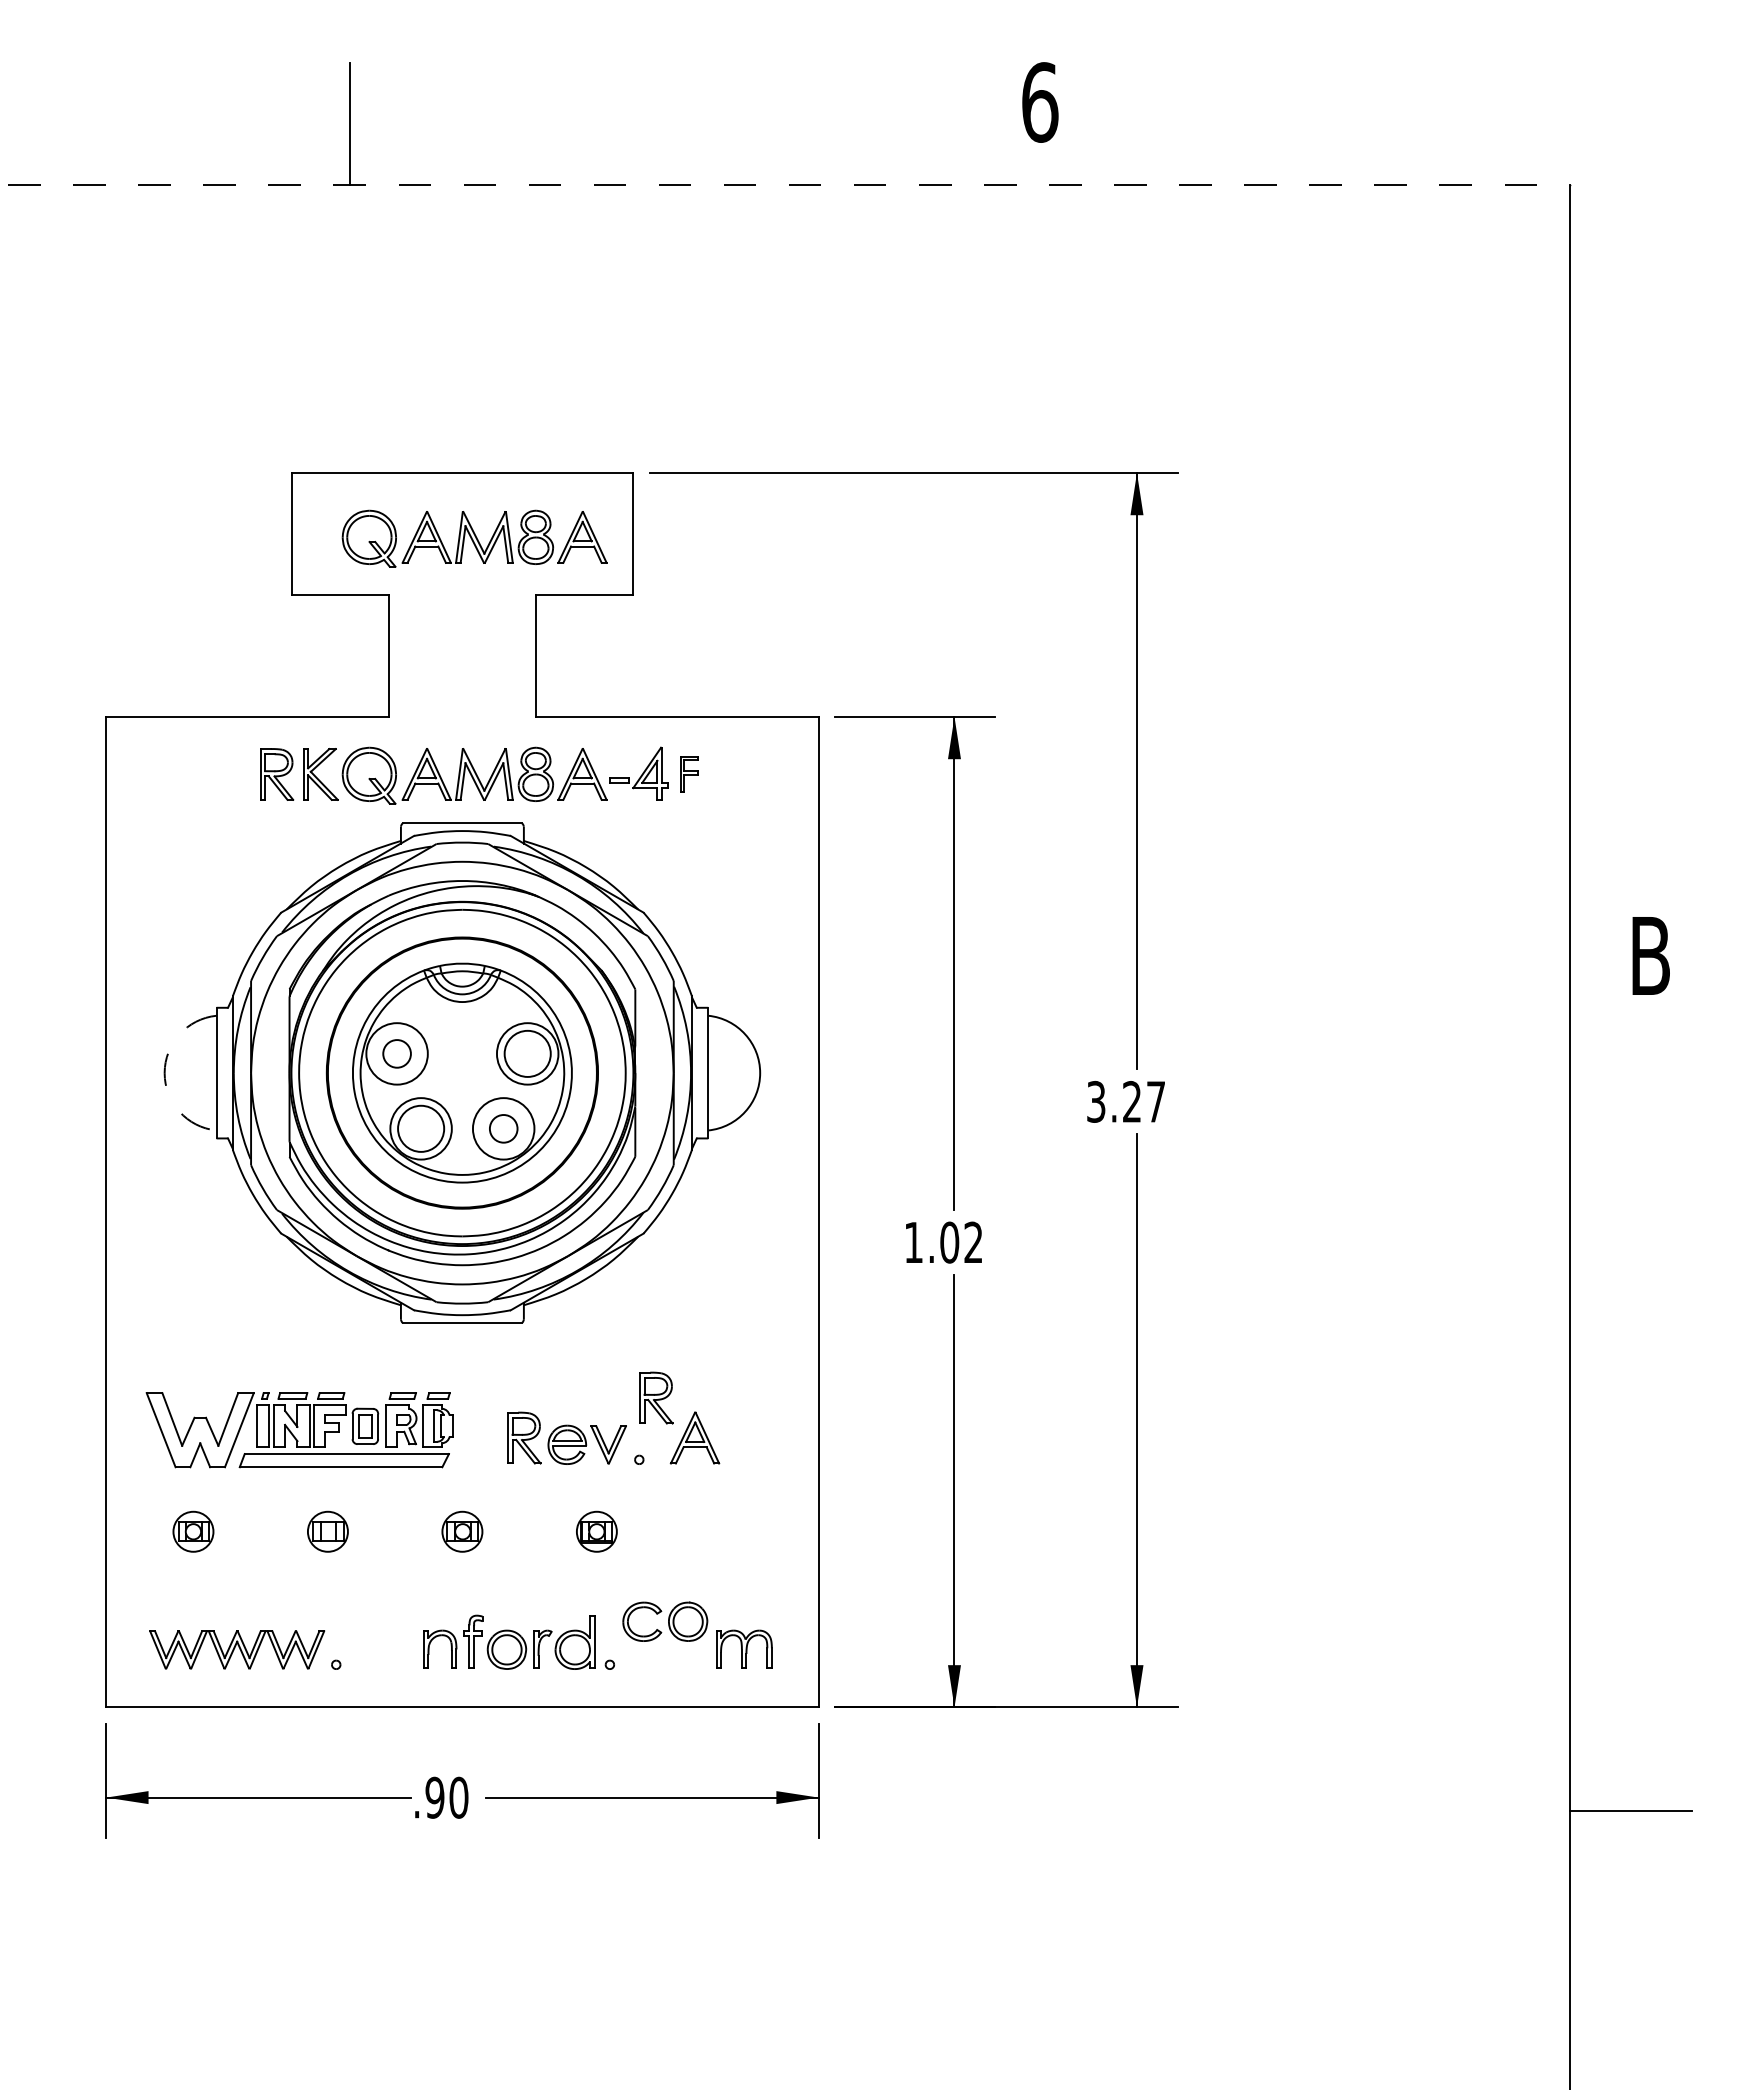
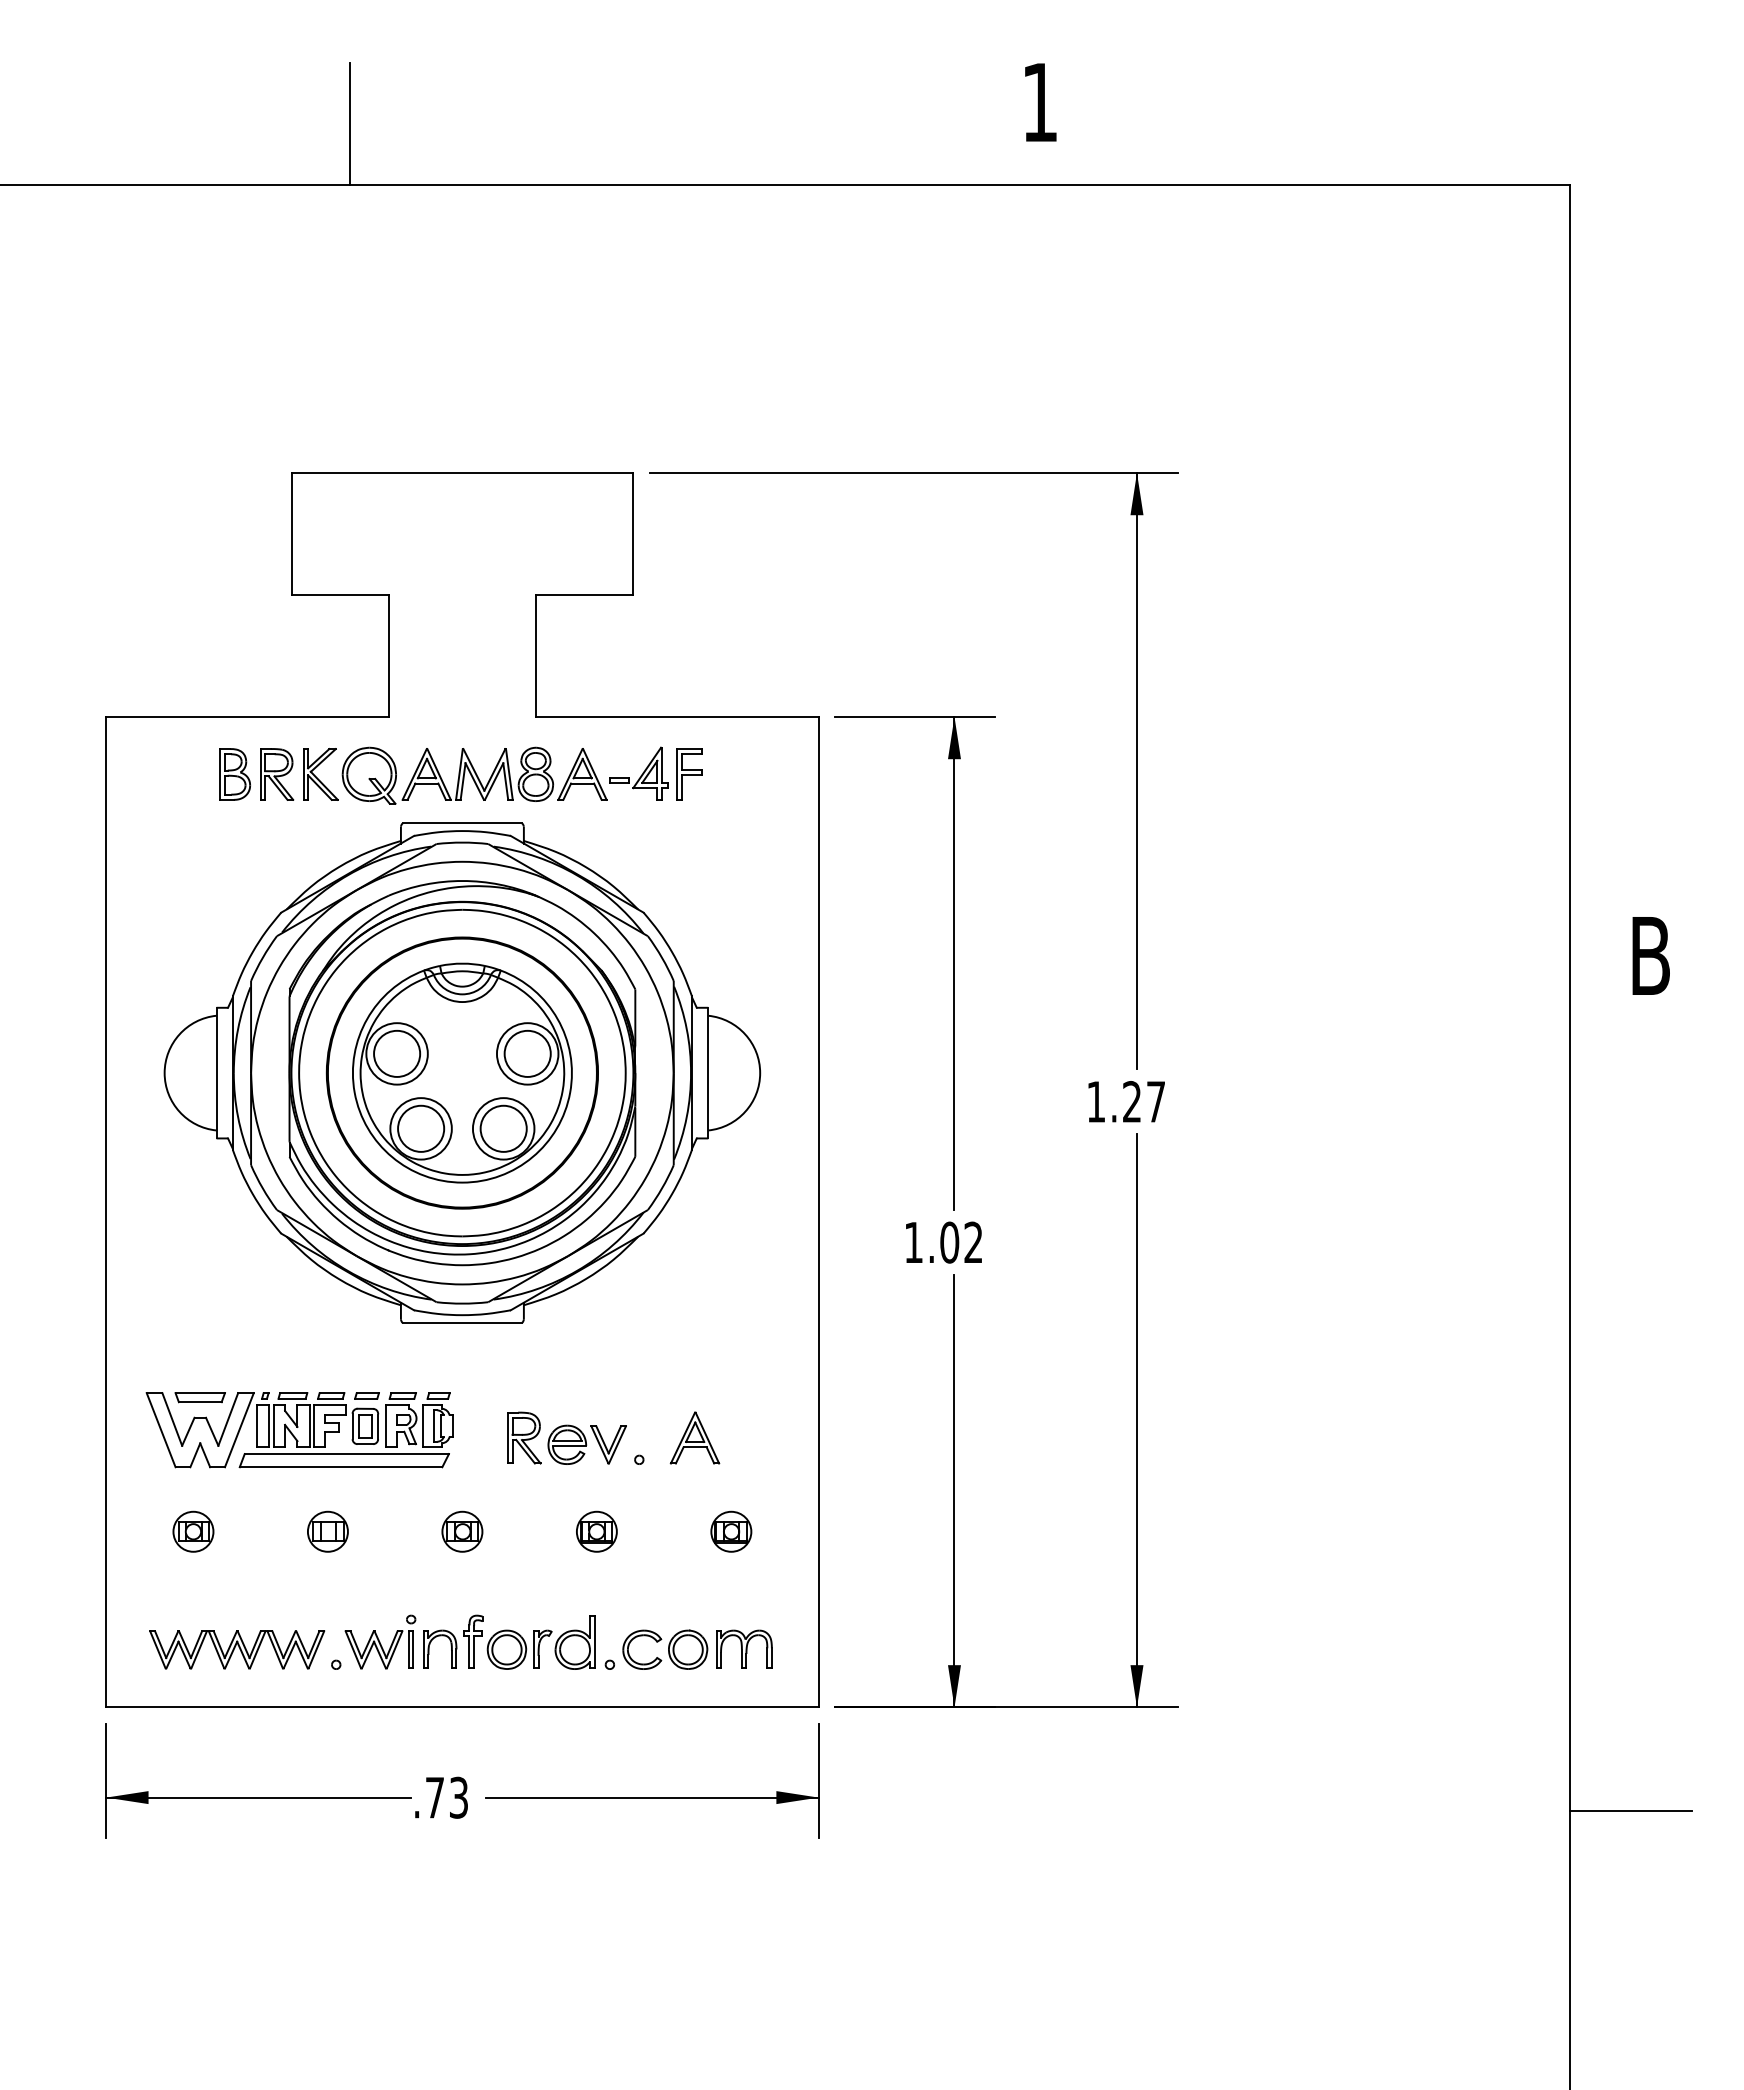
text: 6 -> 1 (1040, 102)
line: dashed -> solid (785, 184)
part: present -> none (474, 538)
part: none -> present (234, 774)
part size: 19x37 px -> 27x53 px (689, 774)
circle diameter: 28 px -> 46 px (397, 1053)
arc: dashed -> solid (164, 1073)
text: 3.27 -> 1.27 (1096, 1101)
circle diameter: 28 px -> 46 px (503, 1128)
part: none -> present (366, 1395)
part: none -> present (199, 1397)
part: present -> none (656, 1397)
part: none -> present (731, 1531)
part position: (665, 1621) -> (665, 1649) (665, 1649)
part: none -> present (380, 1641)
text: .90 -> .73 (446, 1797)
